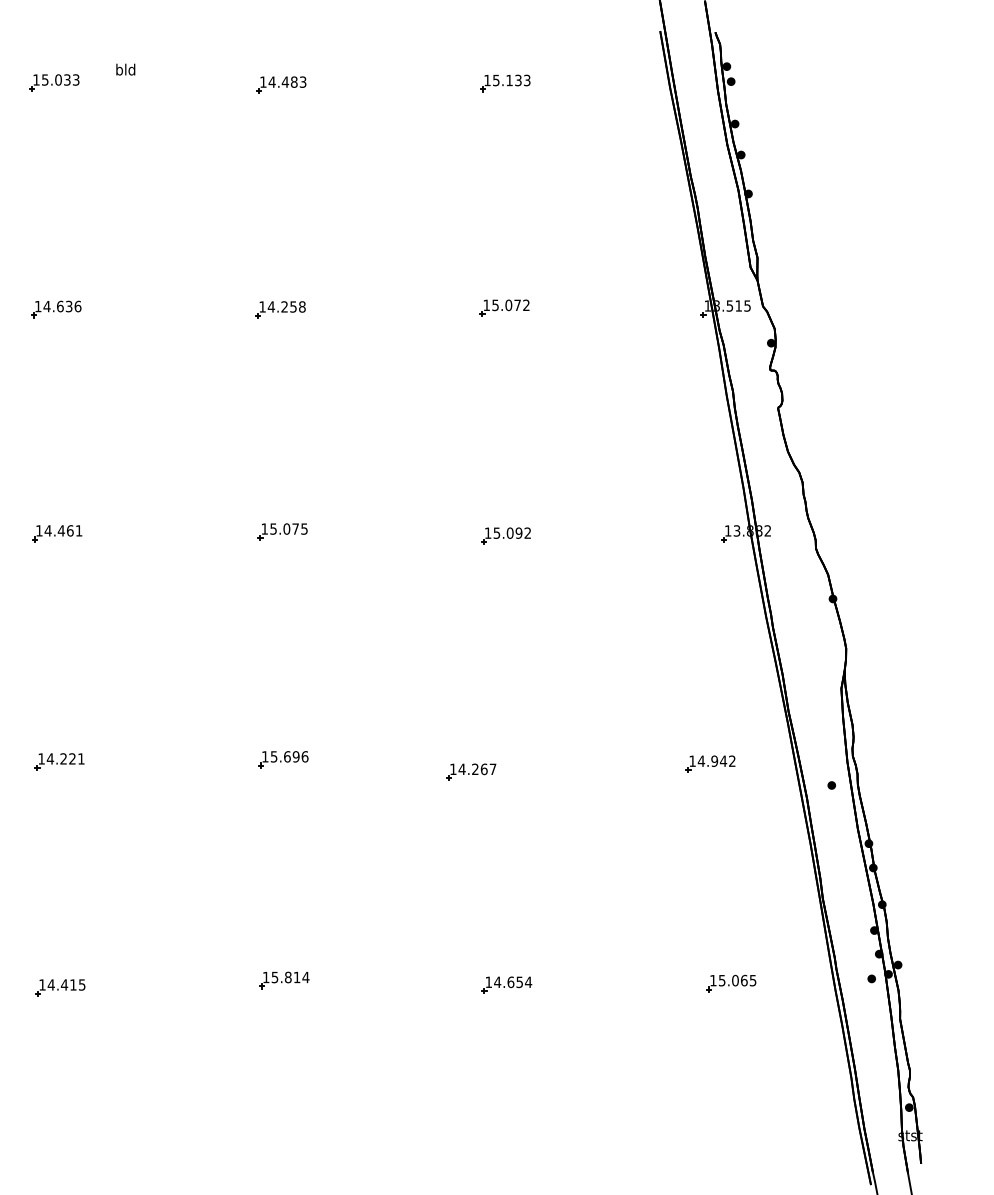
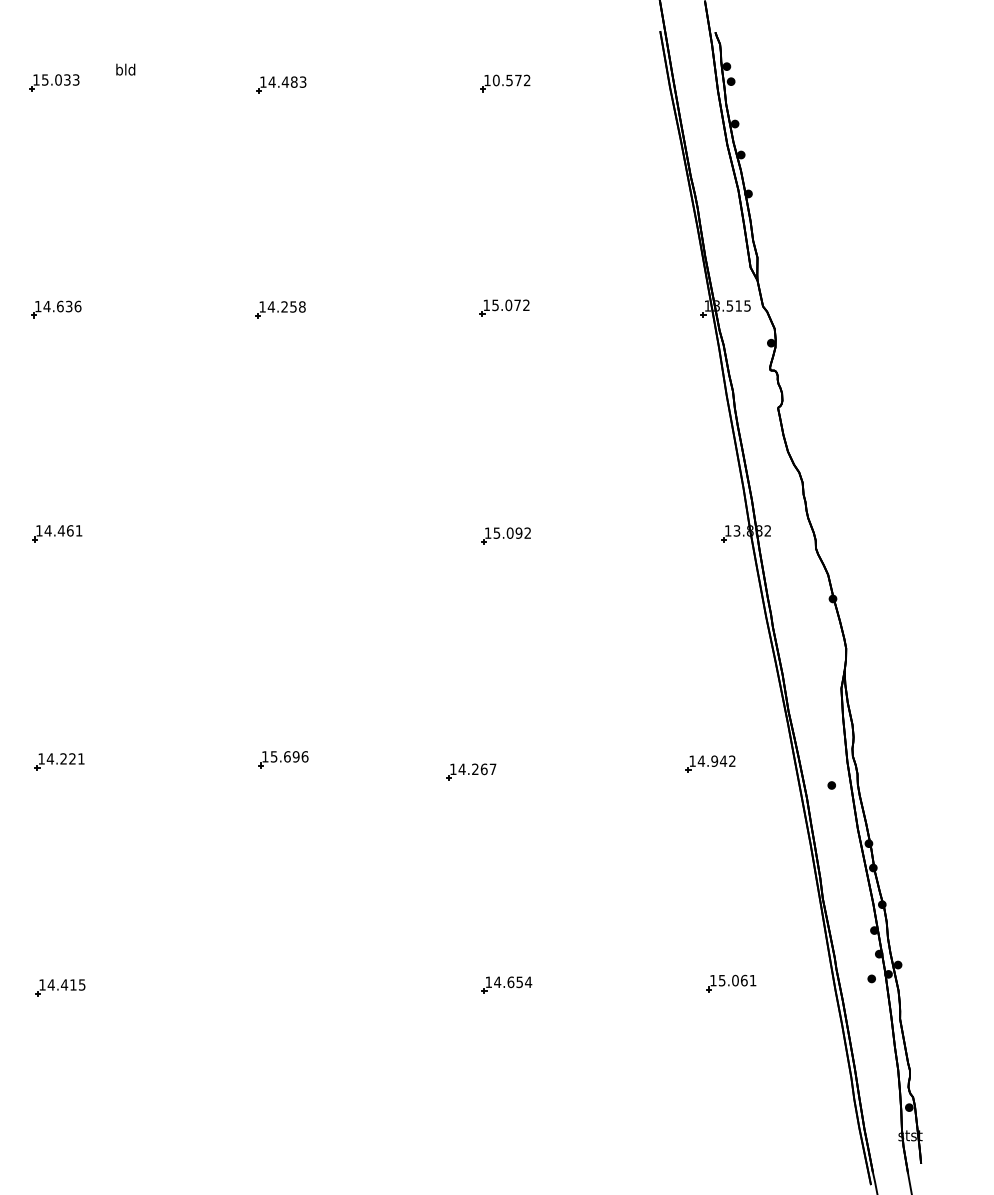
text: 15.133 -> 10.572 (511, 80)
part: present -> none (282, 531)
part: present -> none (284, 980)
text: 15.065 -> 15.061 (752, 980)
